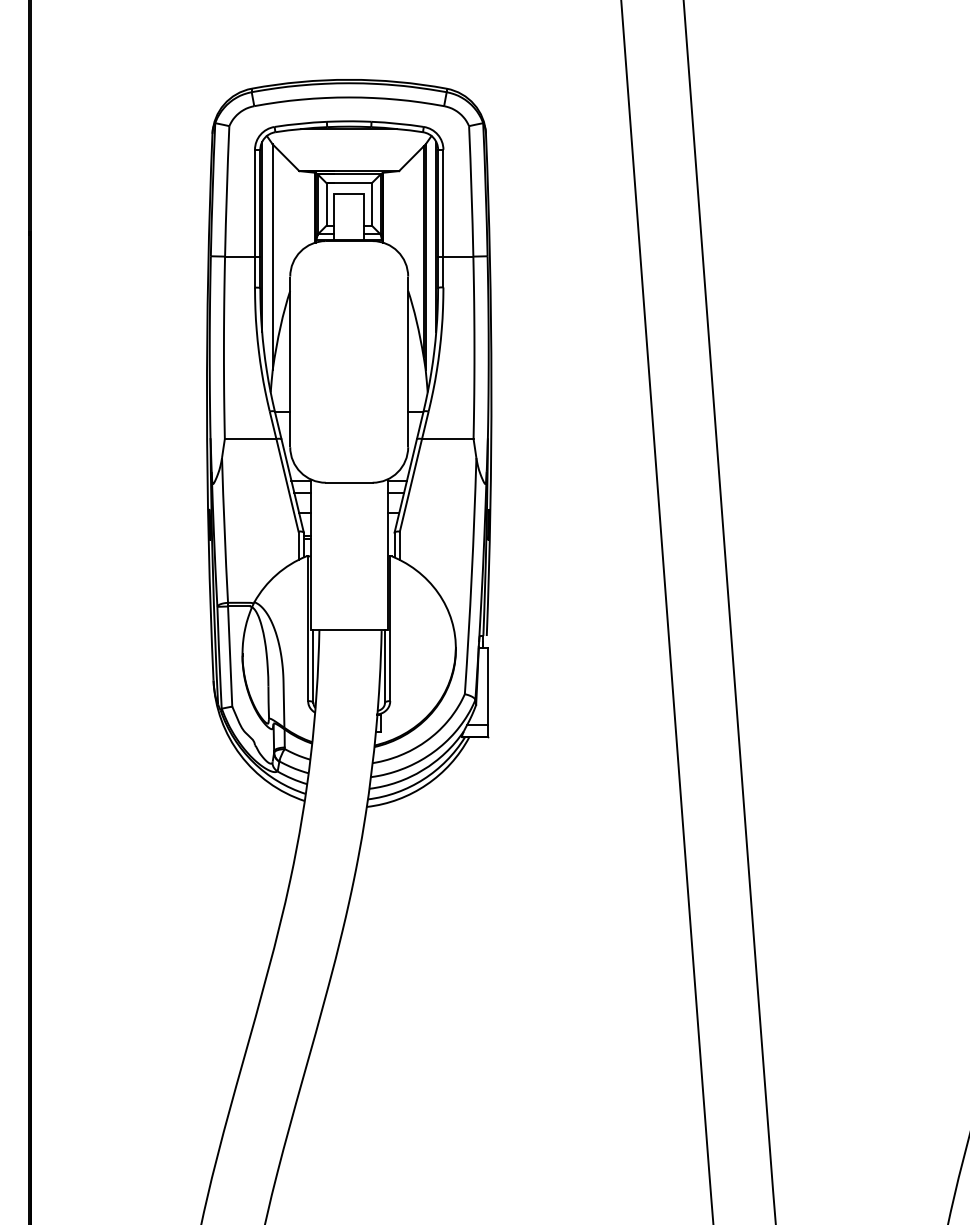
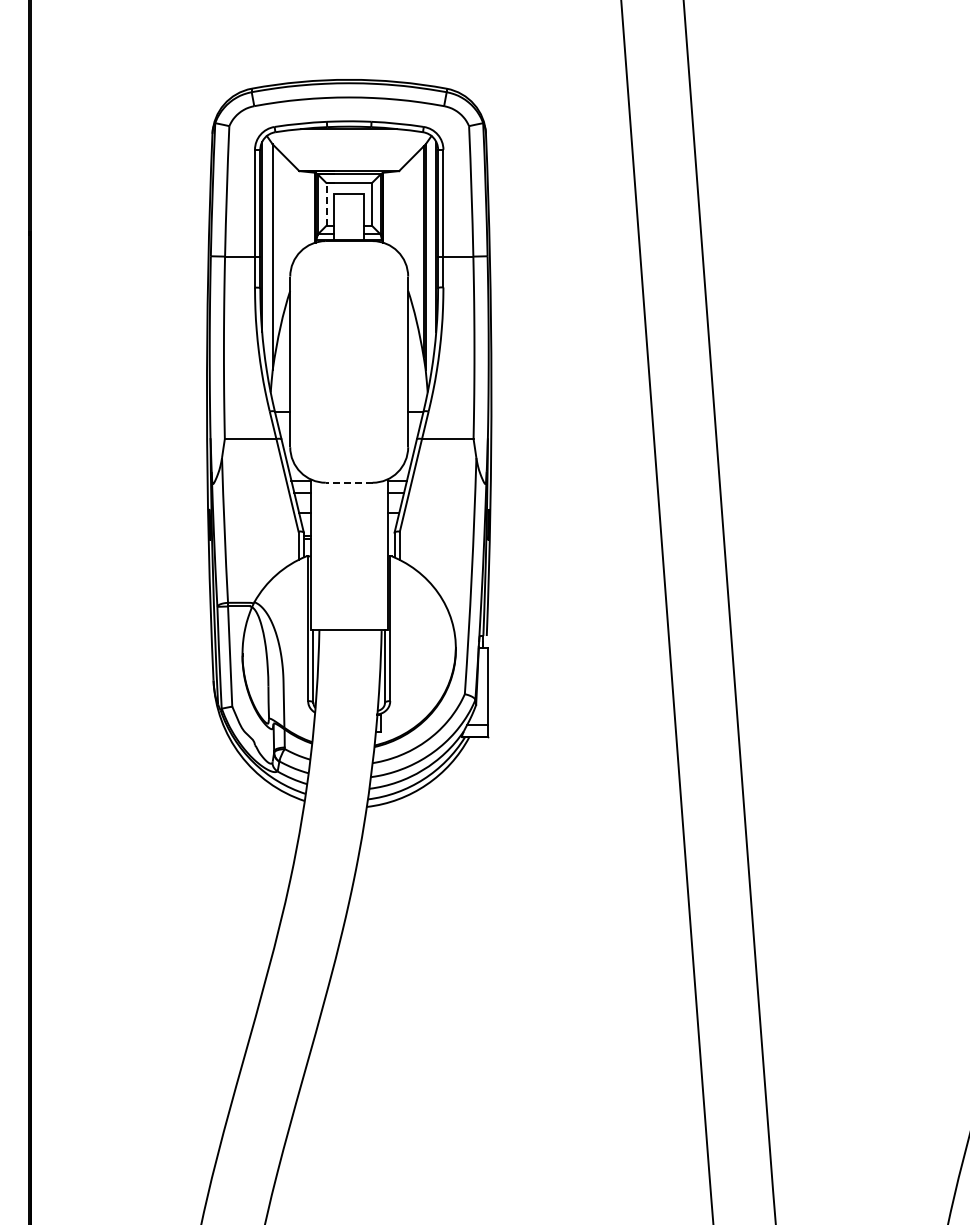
line: solid -> dashed (326, 203)
line: solid -> dashed (348, 482)
